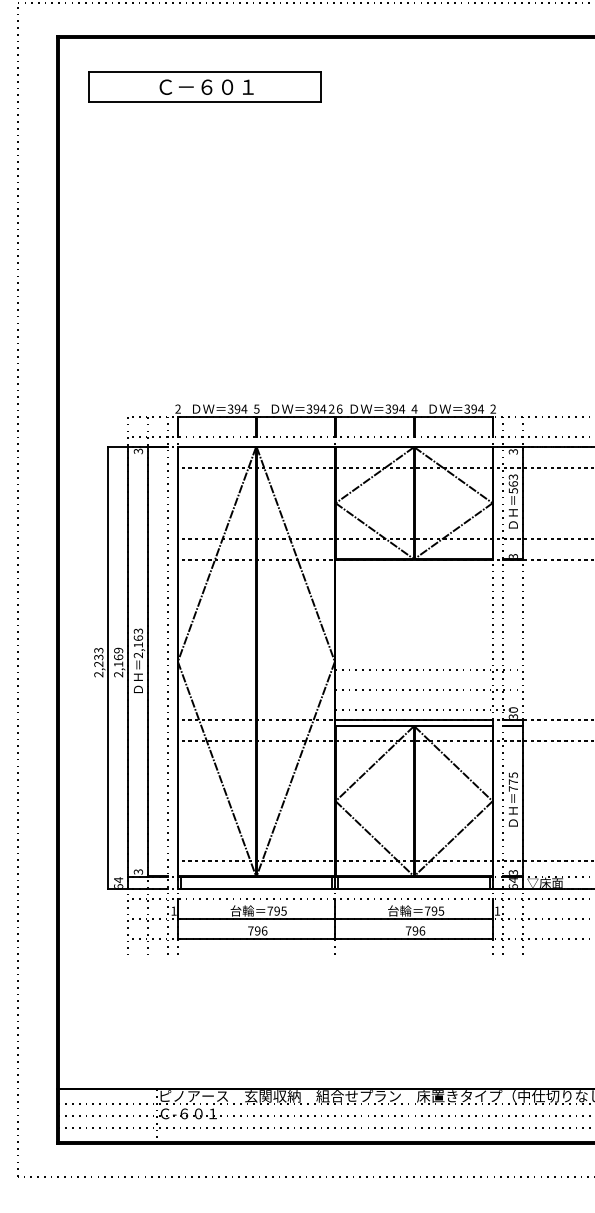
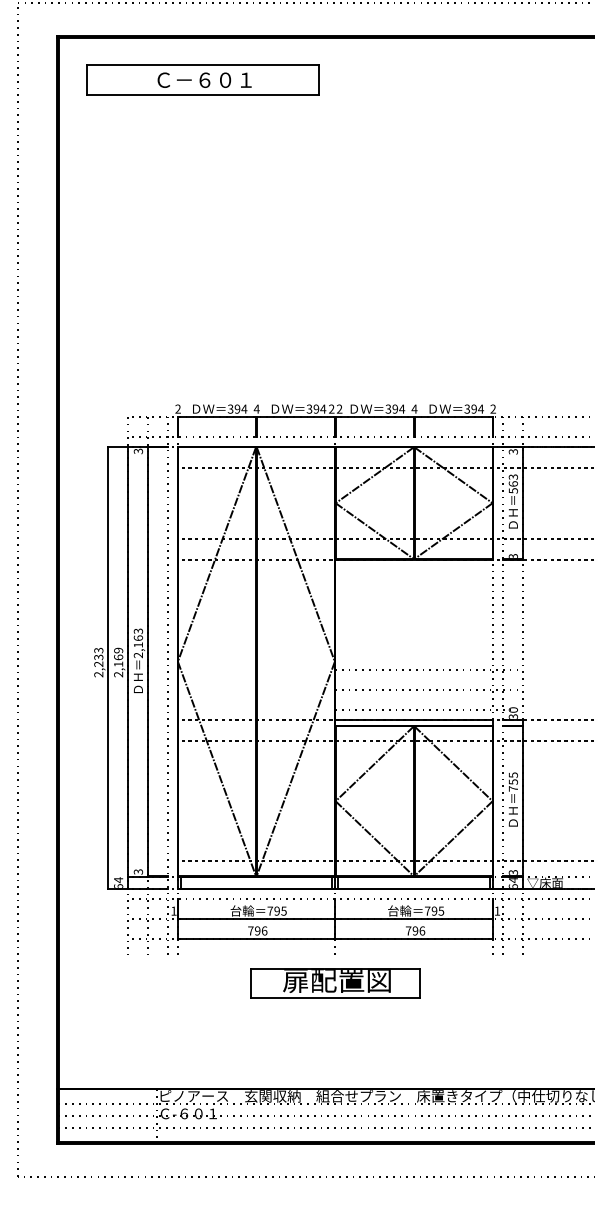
part position: (204, 86) -> (202, 79) (202, 79)
text: 5 -> 4 (256, 408)
text: 6 -> 2 (339, 408)
text: 775 -> 755 (513, 781)
part: none -> present (335, 983)
